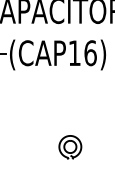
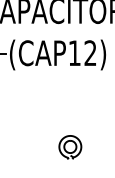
text: (CAP16) -> (CAP12) (90, 53)
